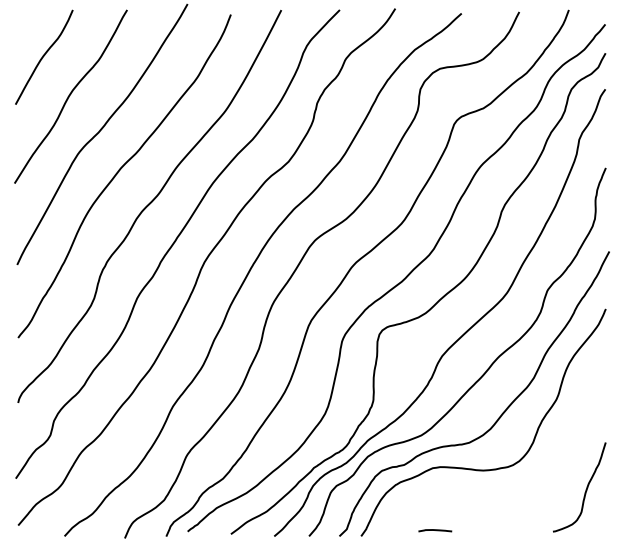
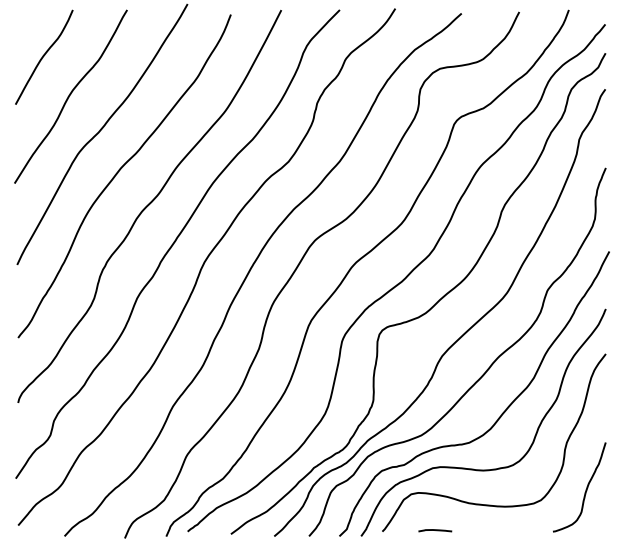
curve: none -> present (491, 504)
